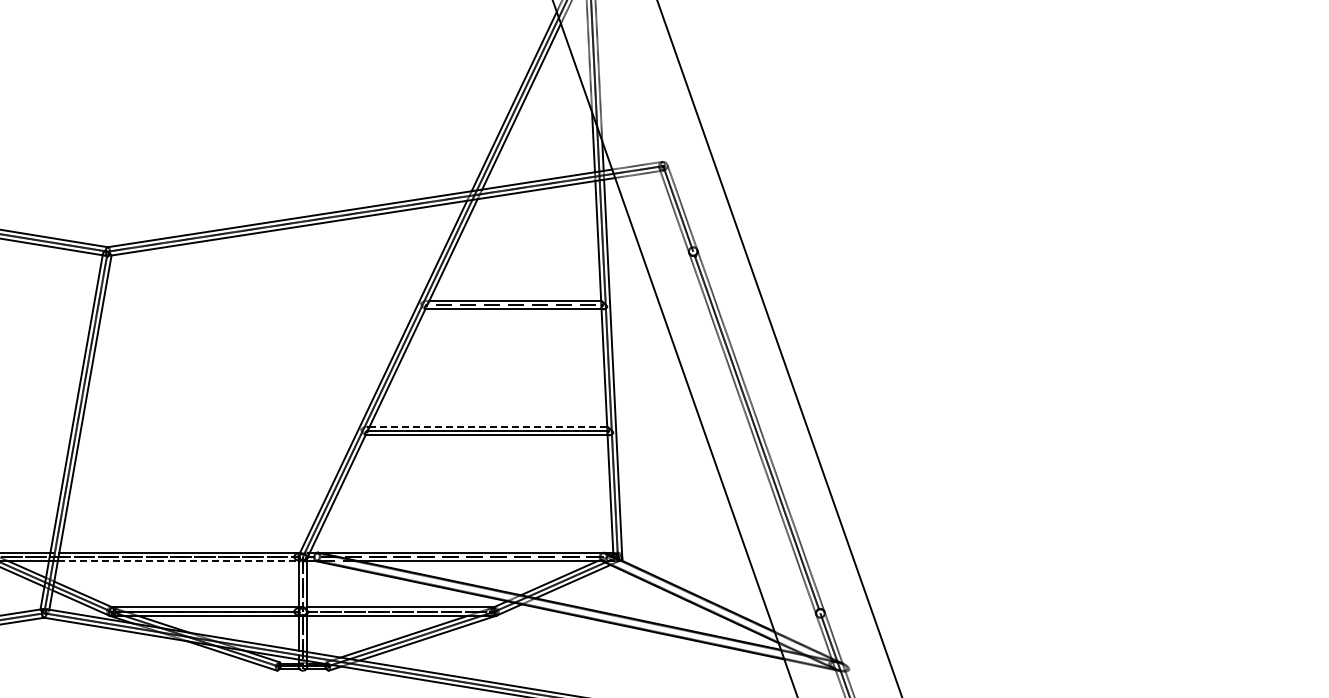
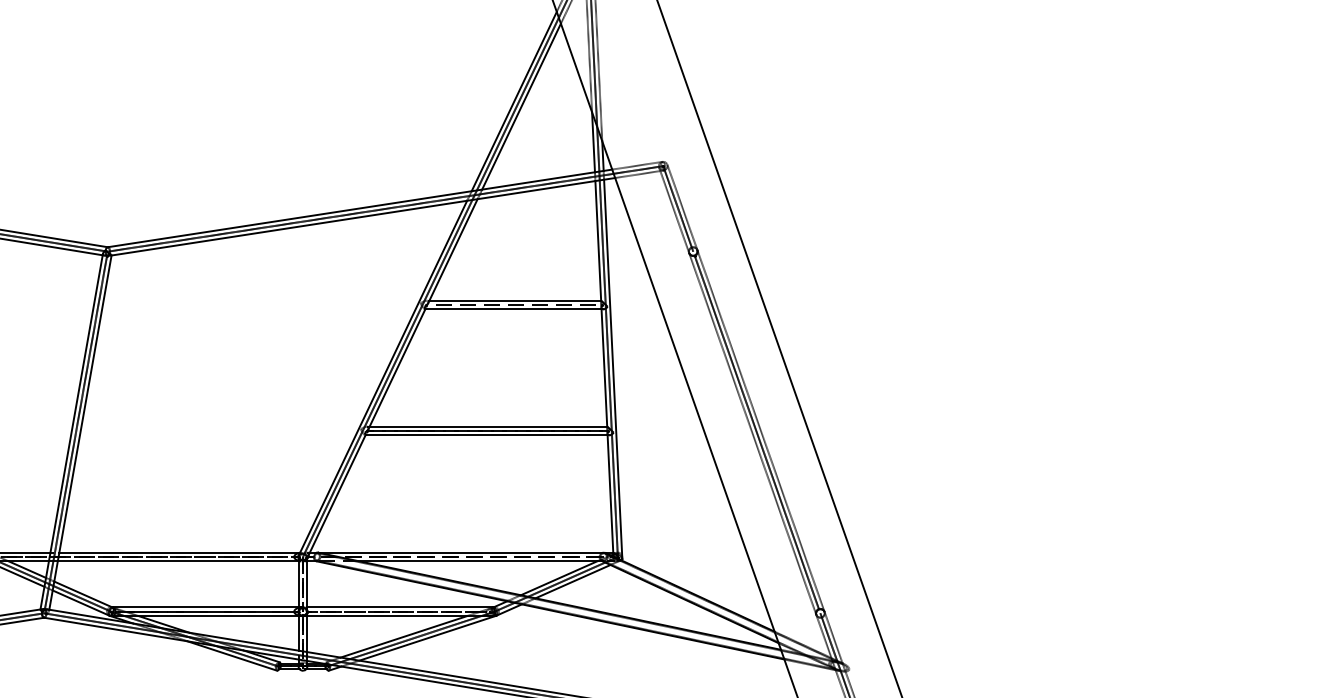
line: dashed -> solid (488, 426)
line: dashed -> solid (179, 561)
